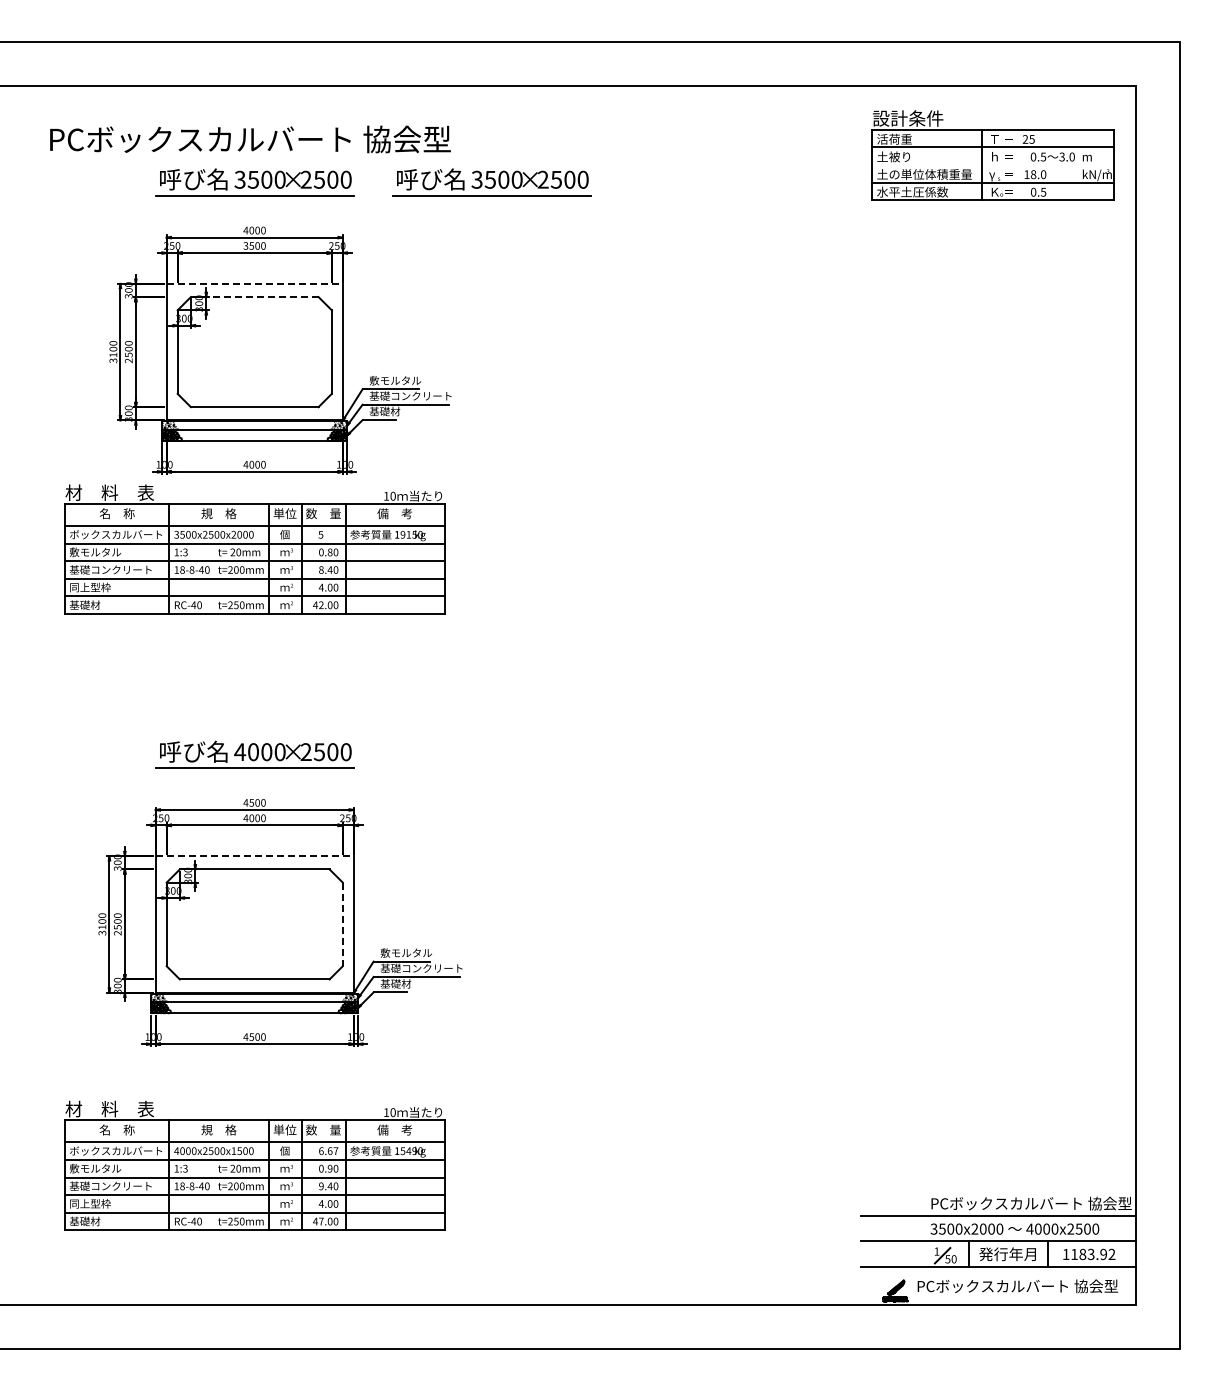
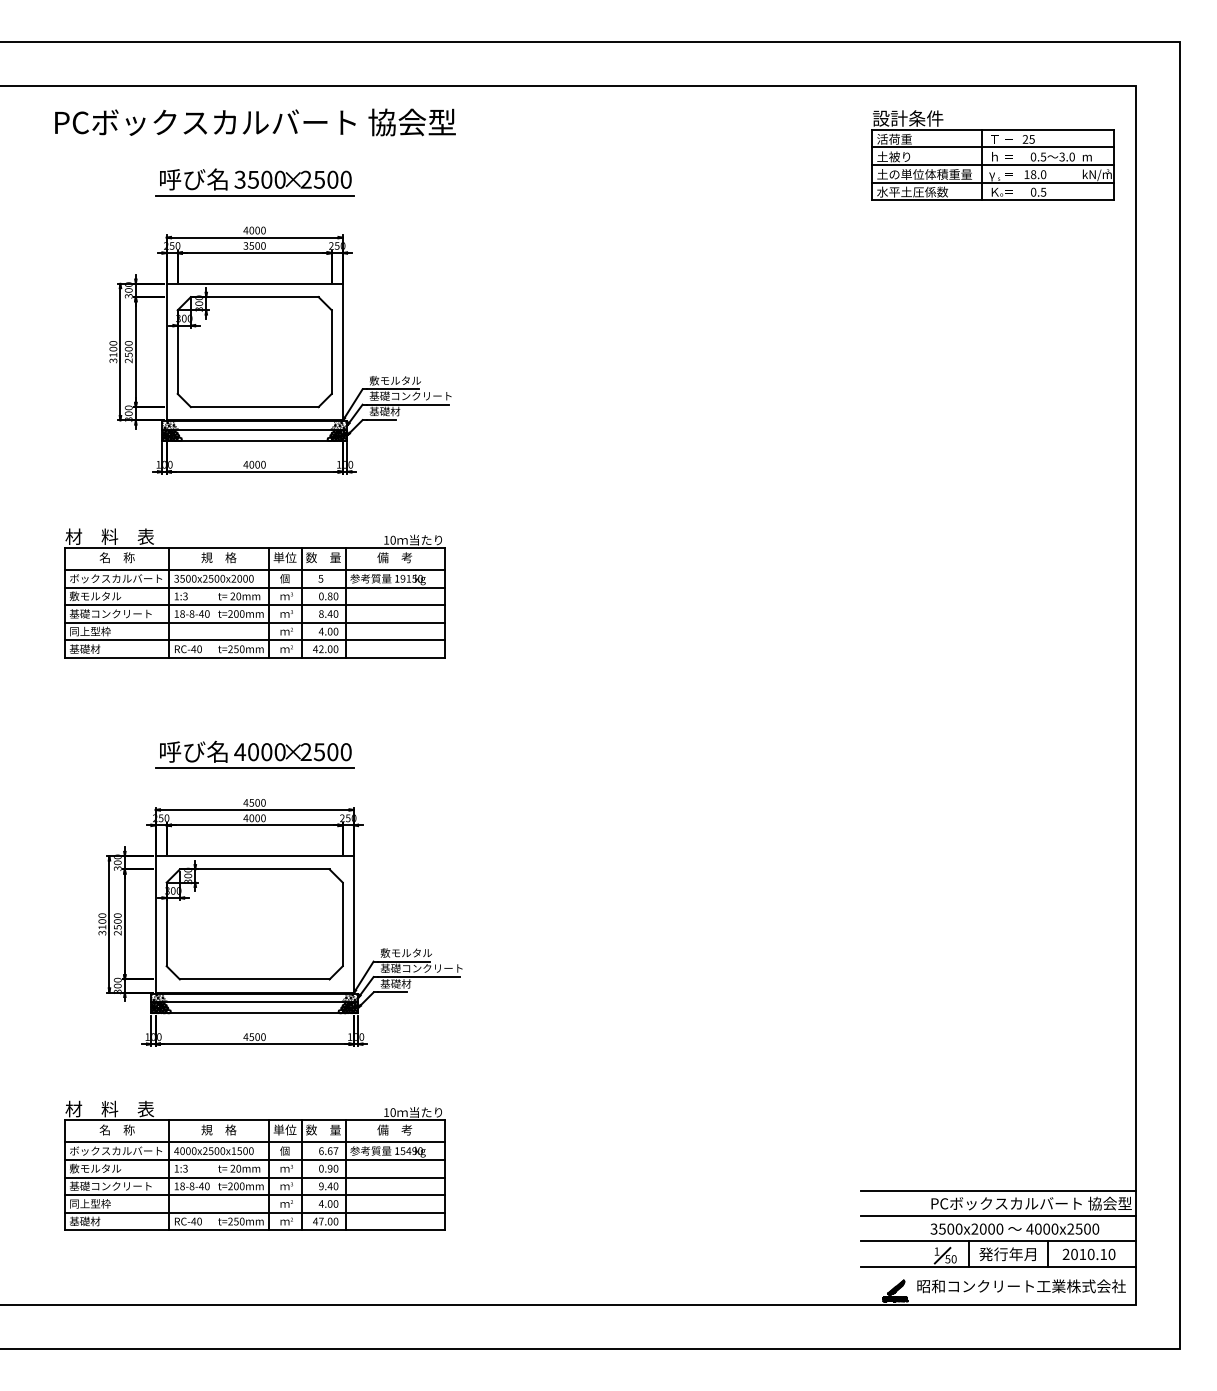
text position: (250, 139) -> (255, 122) (255, 122)
line: none -> present (993, 164)
part: present -> none (491, 182)
line: dashed -> solid (255, 283)
line: dashed -> solid (254, 297)
part position: (254, 549) -> (254, 593) (254, 593)
line: dashed -> solid (255, 856)
line: dashed -> solid (342, 924)
line: none -> present (998, 1190)
text: 1183.92 -> 2010.10 (1088, 1254)
text: PCボックスカルバート 協会型 -> 昭和コンクリート工業株式会社 (1021, 1286)
